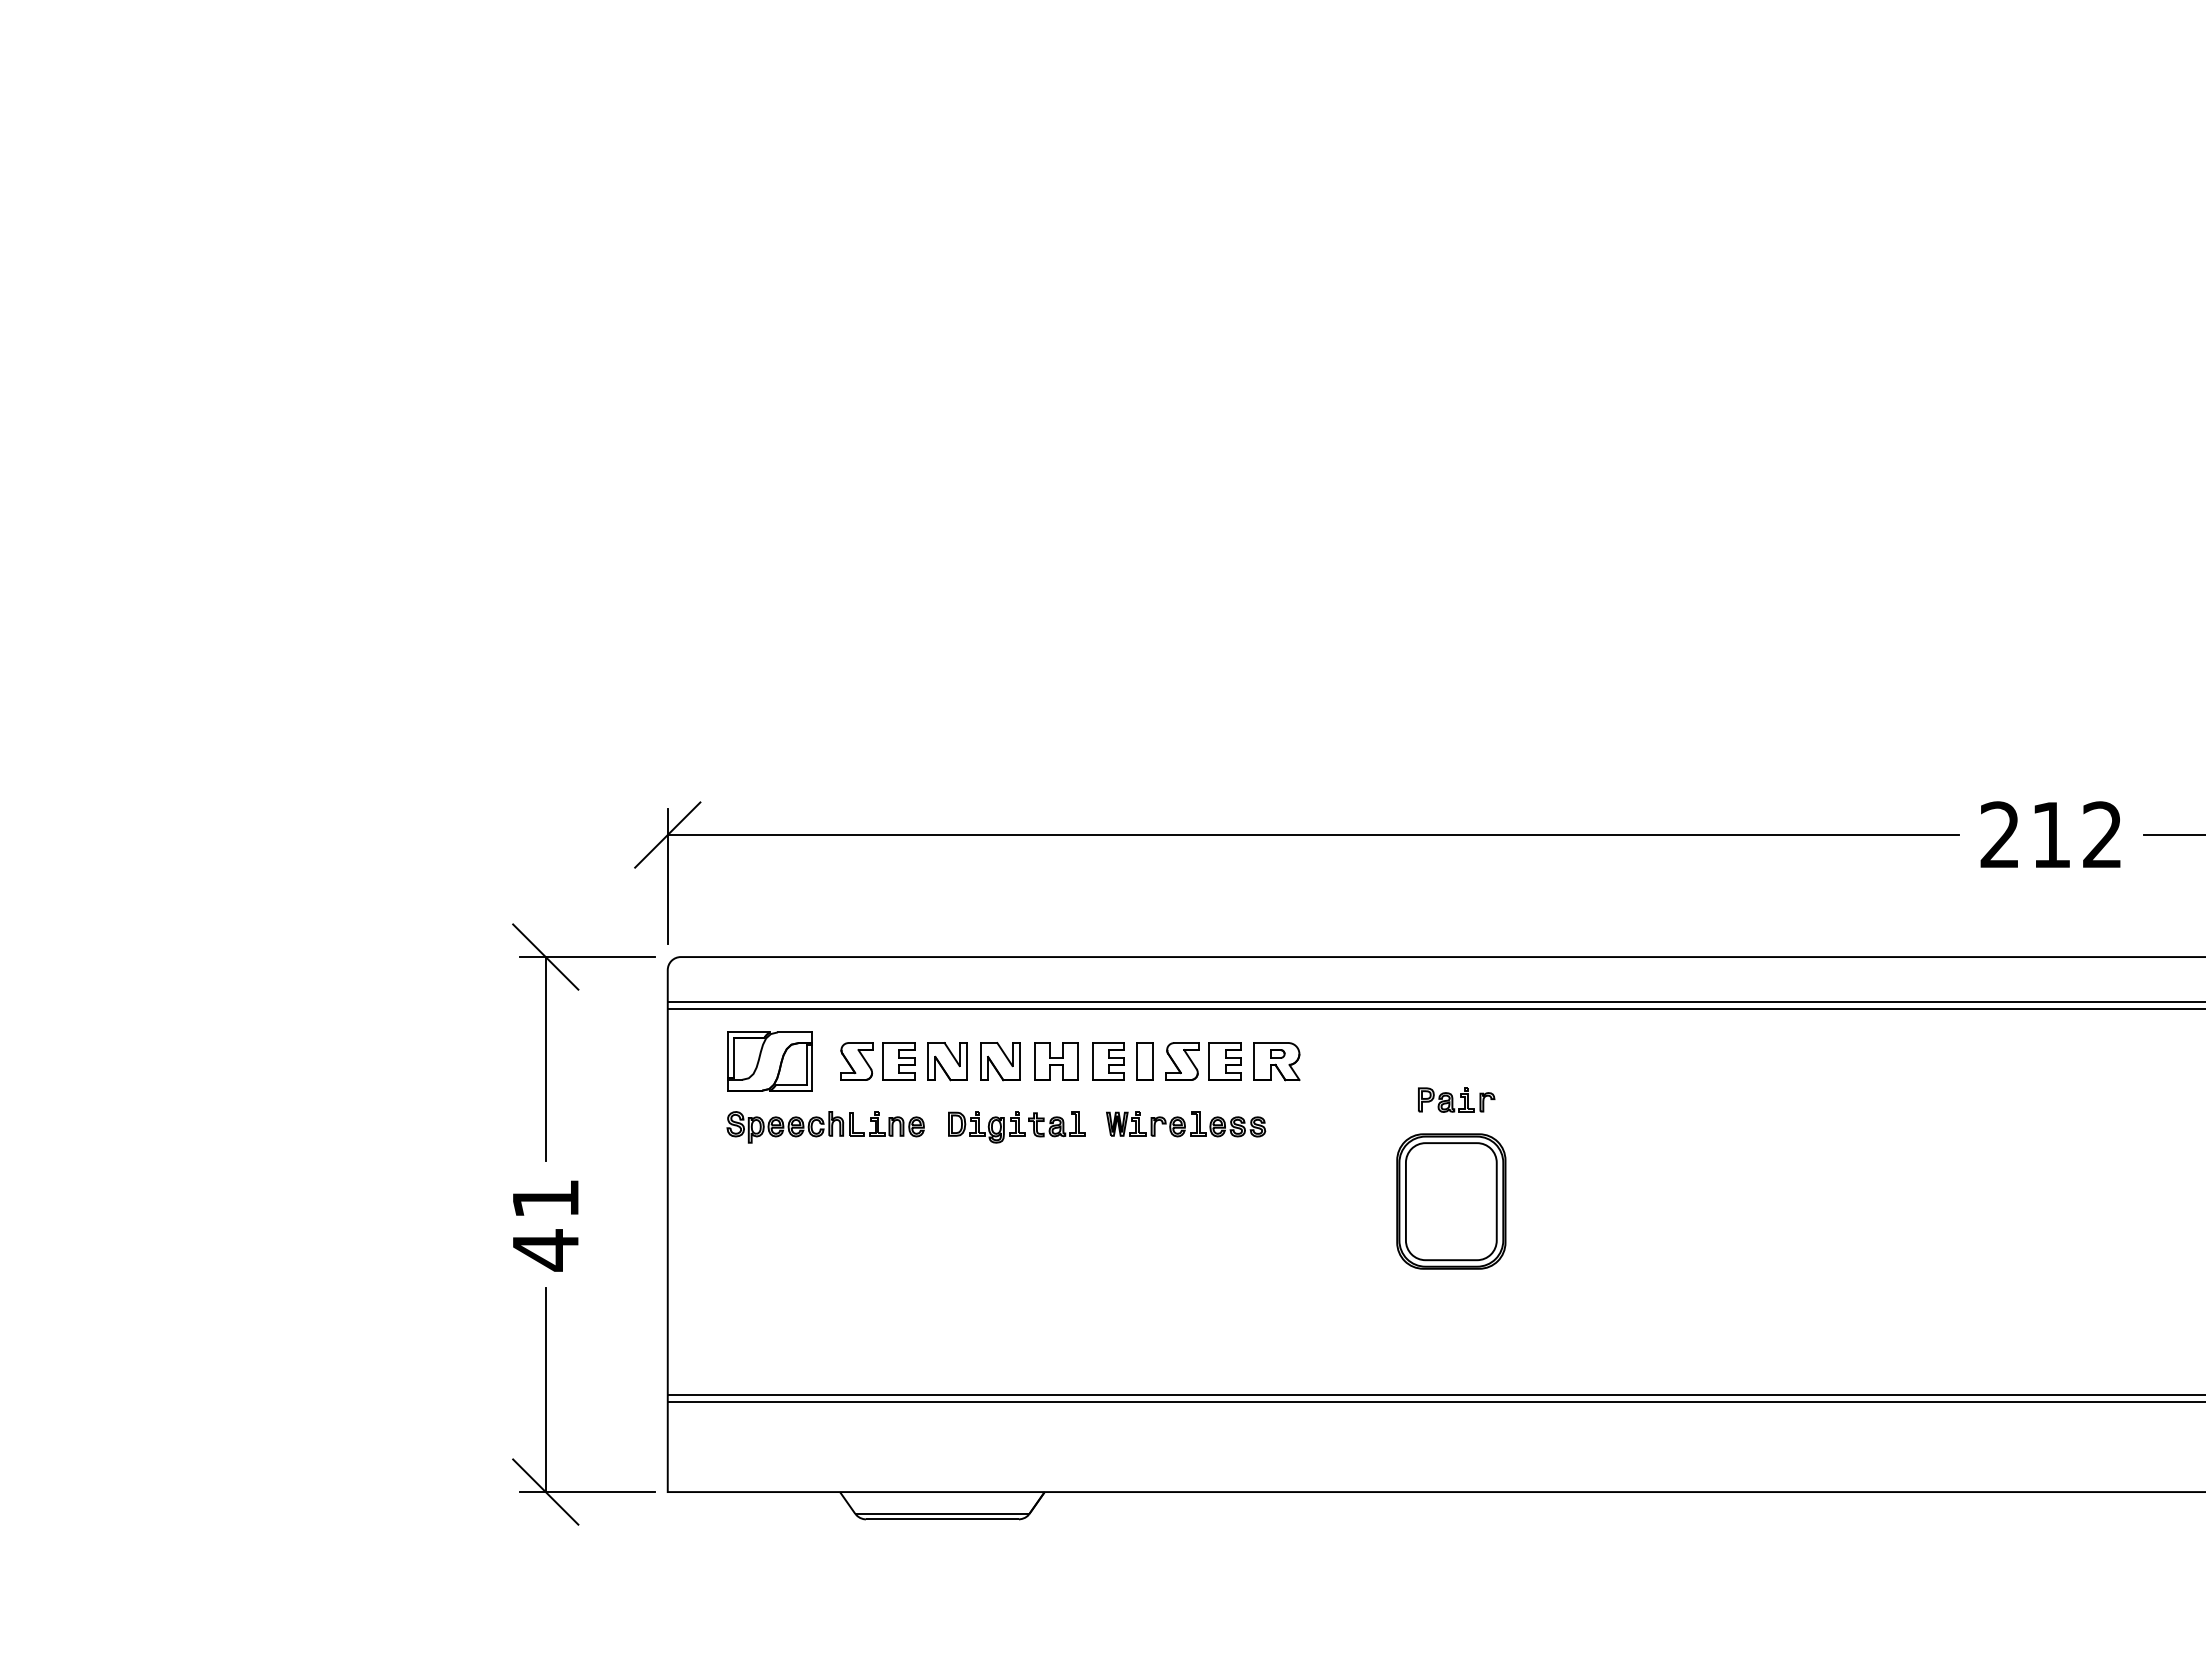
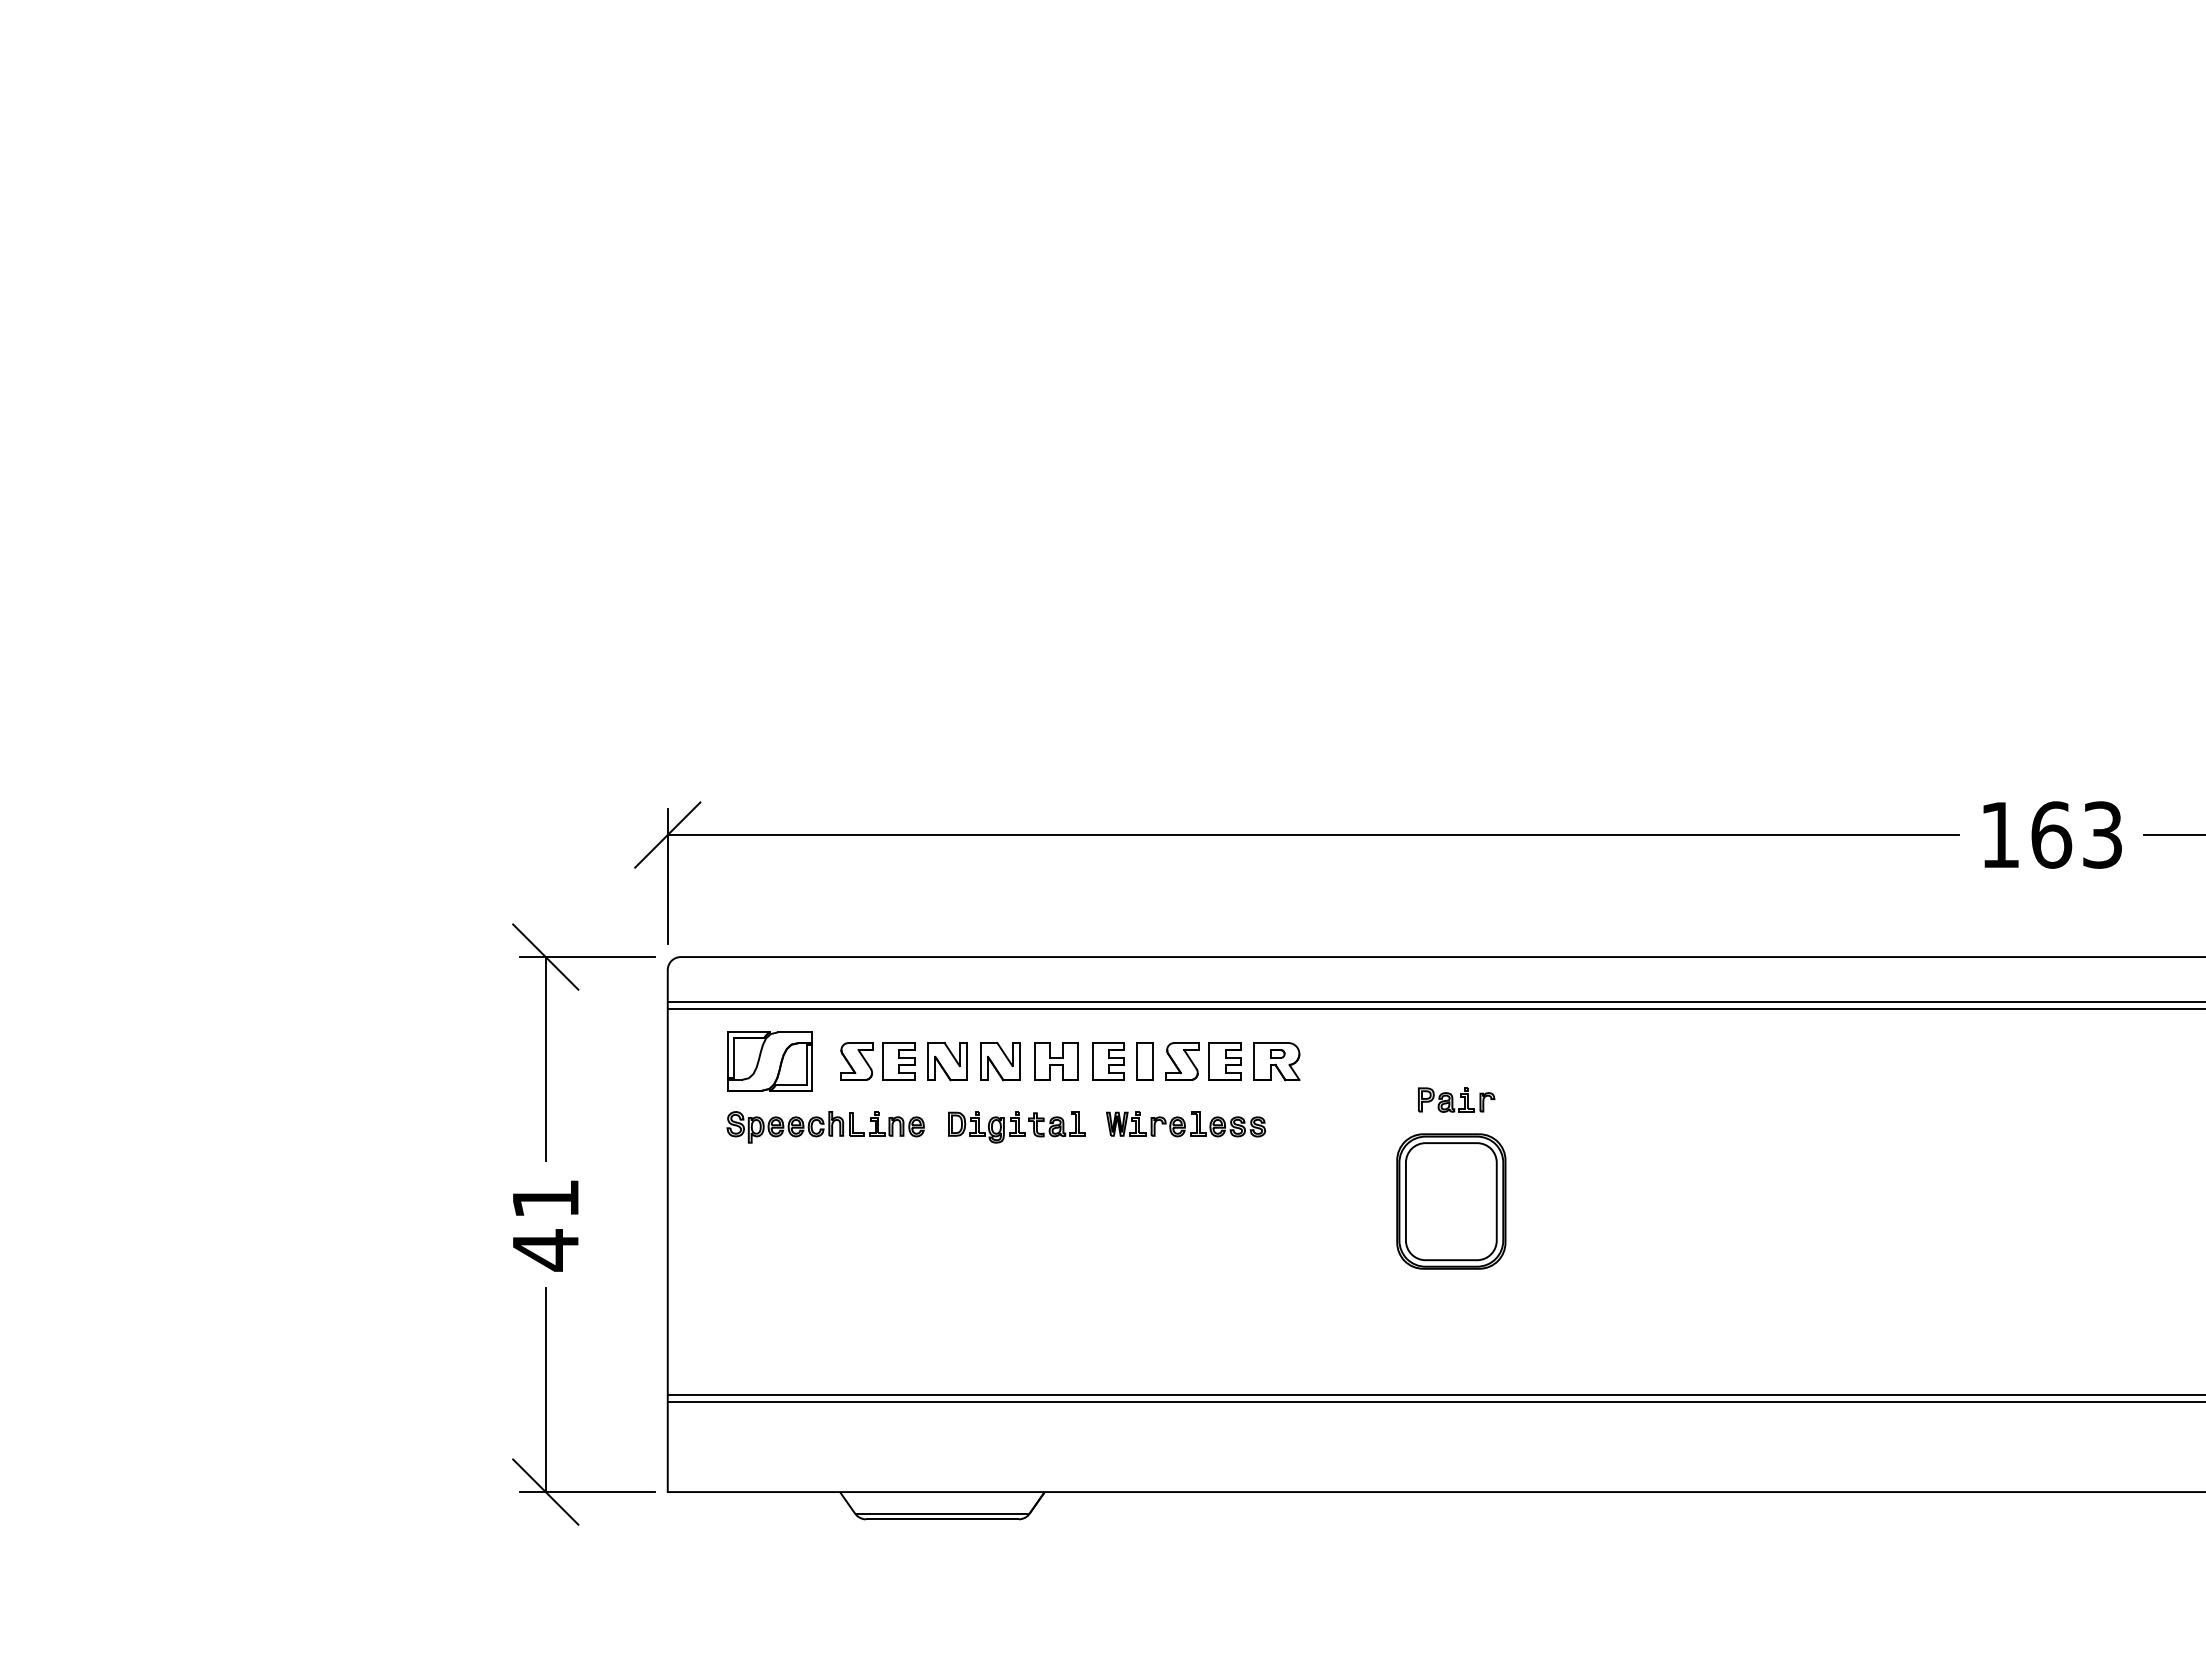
text: 212 -> 163 (2050, 834)
